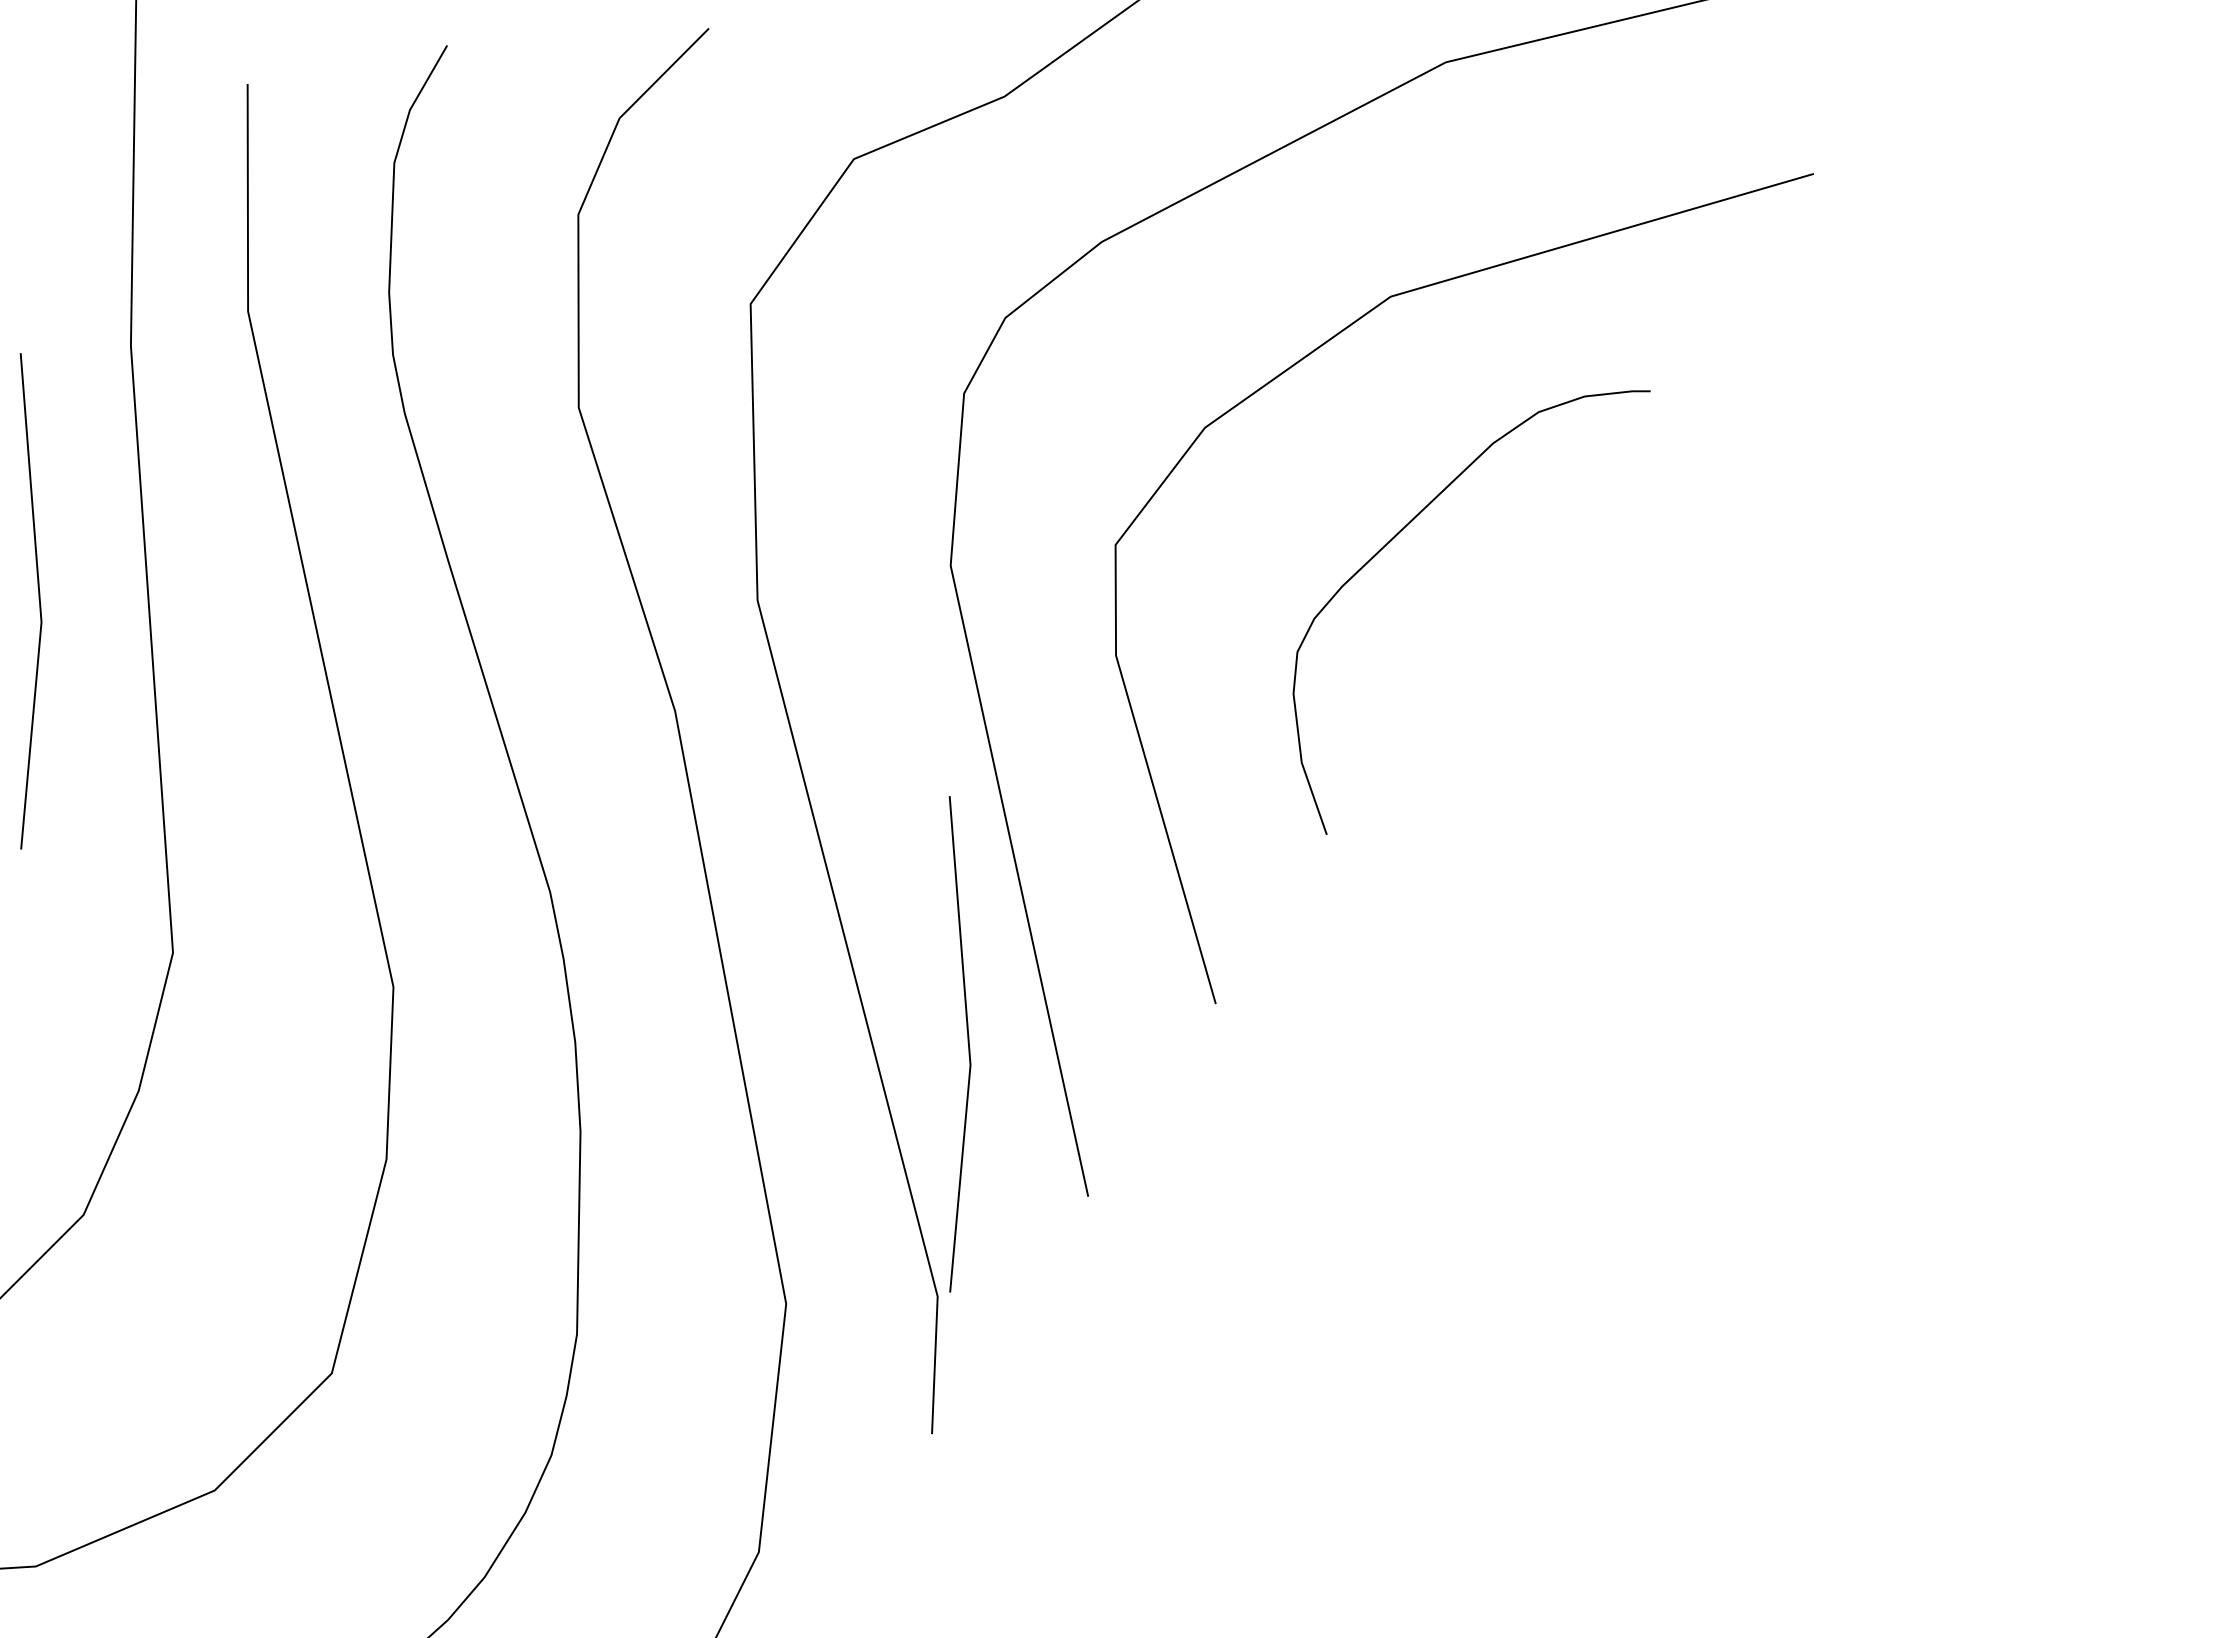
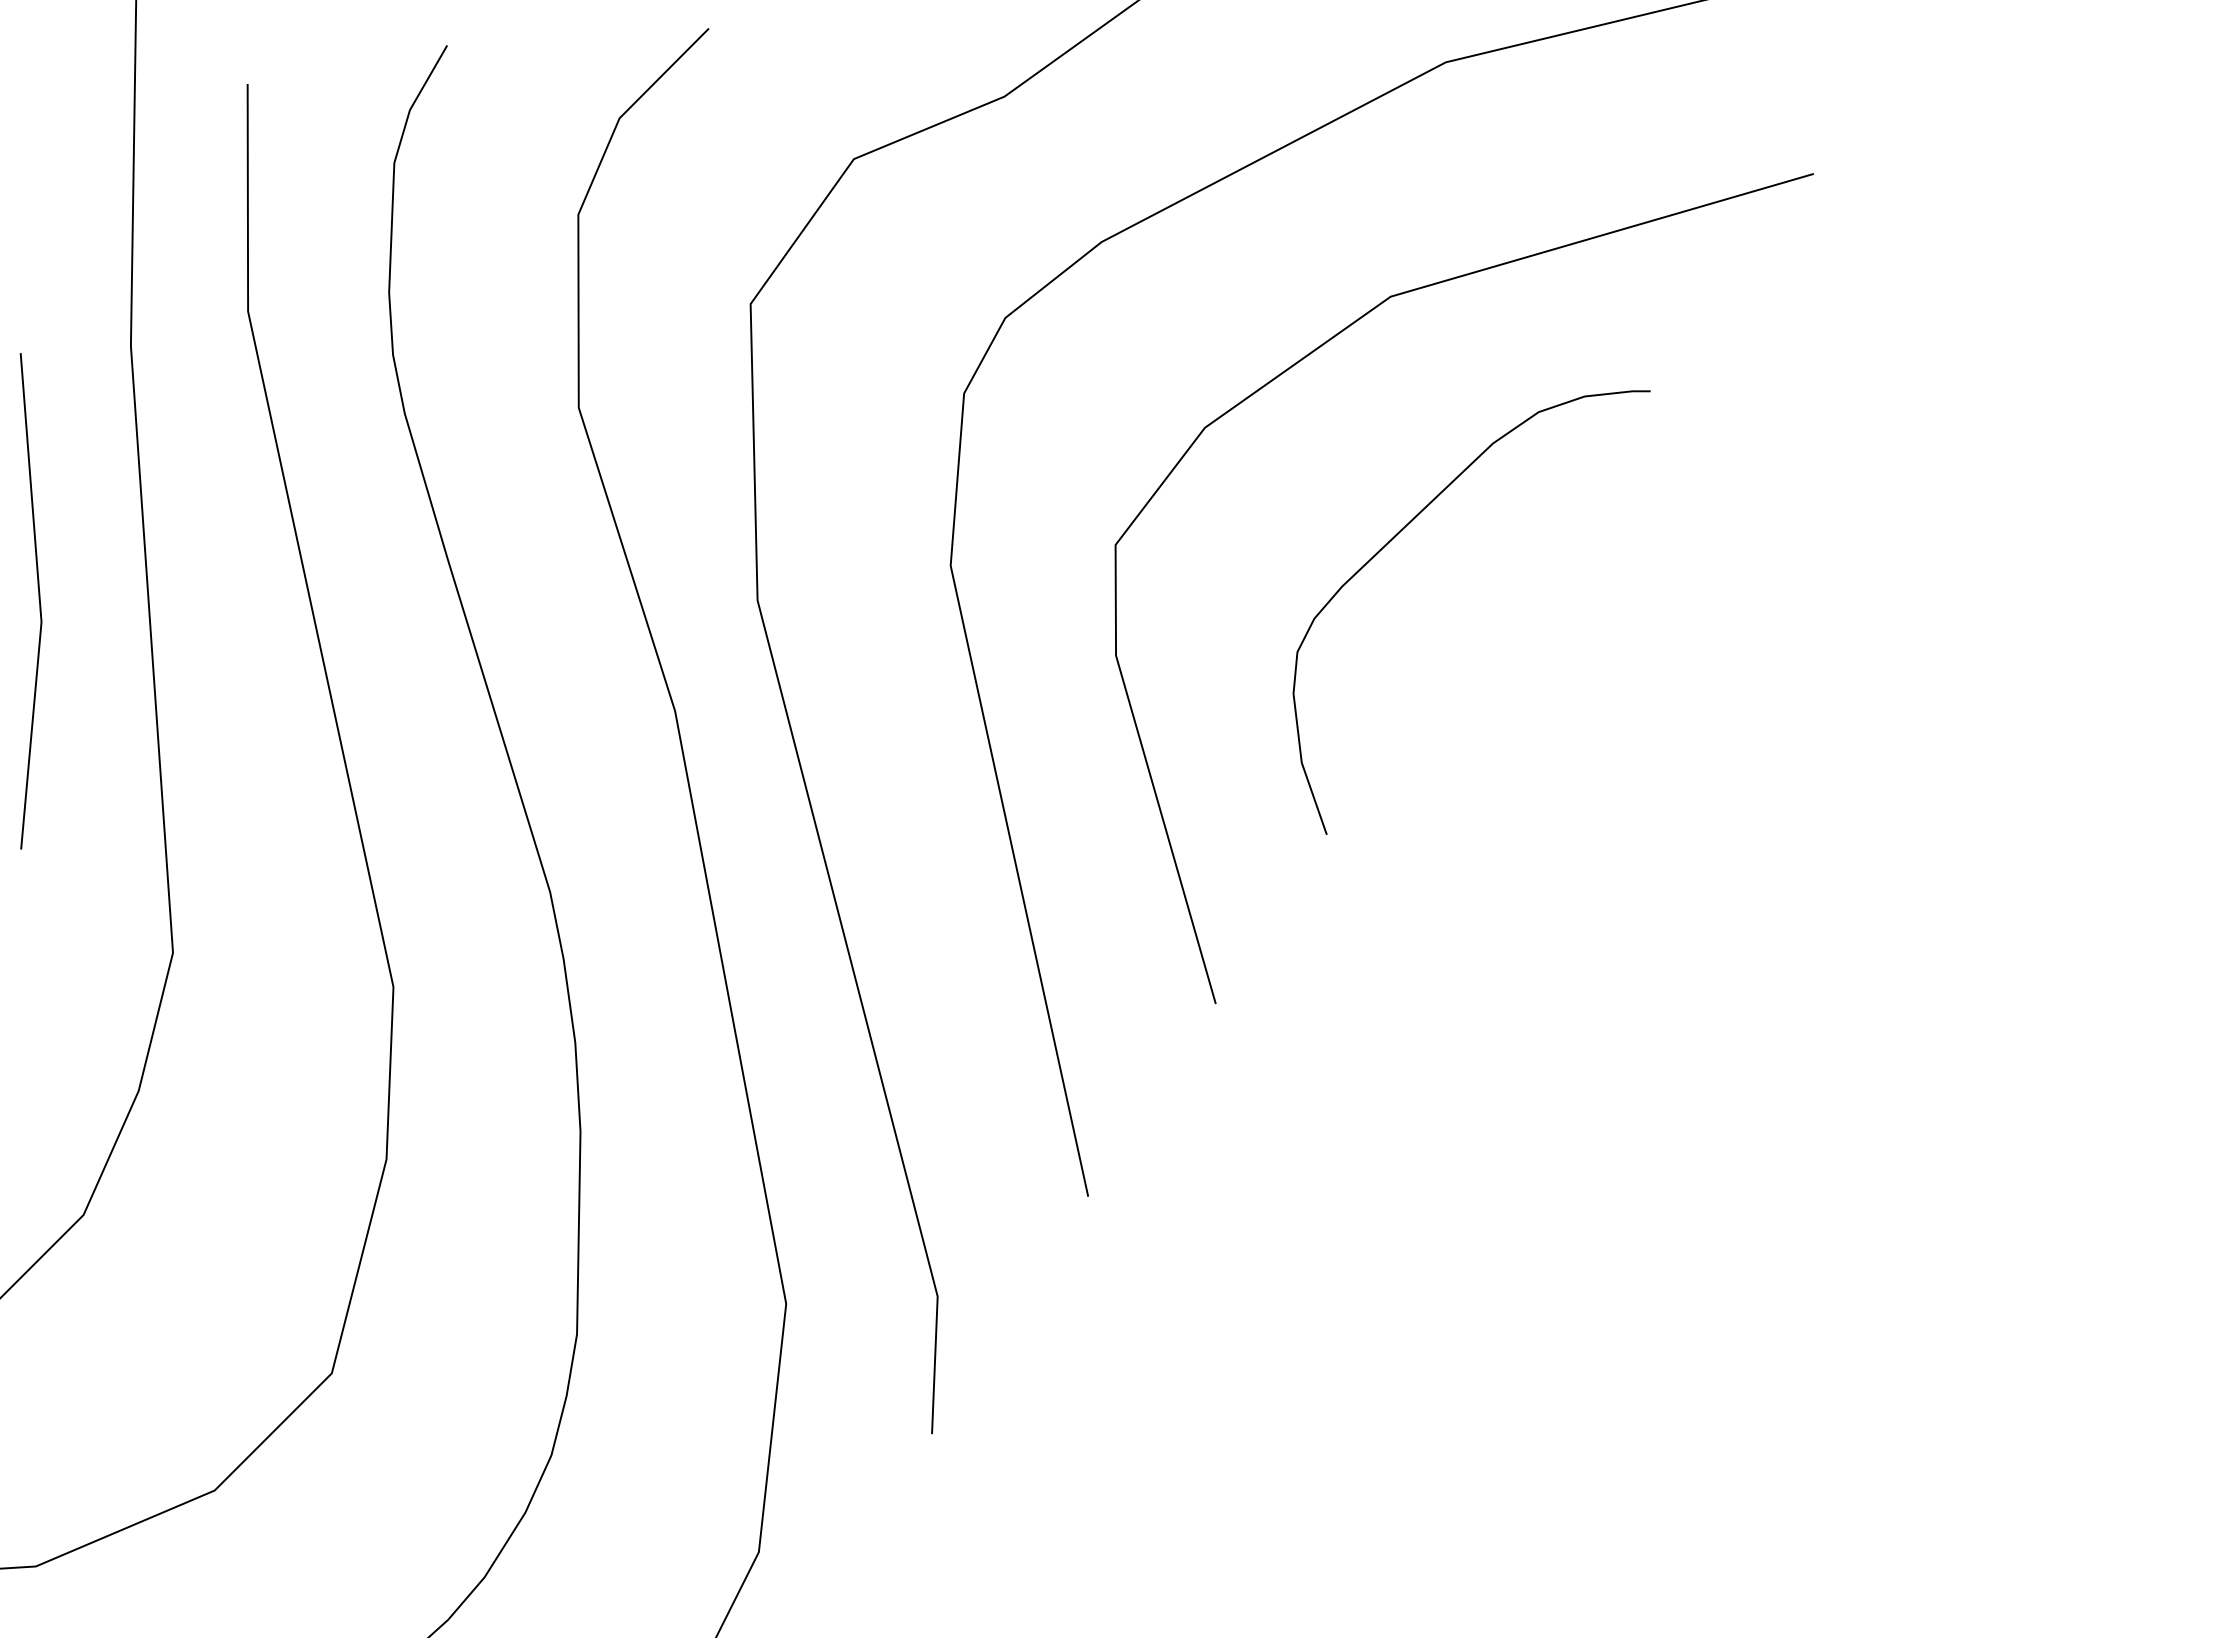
line: present -> none (967, 1042)
